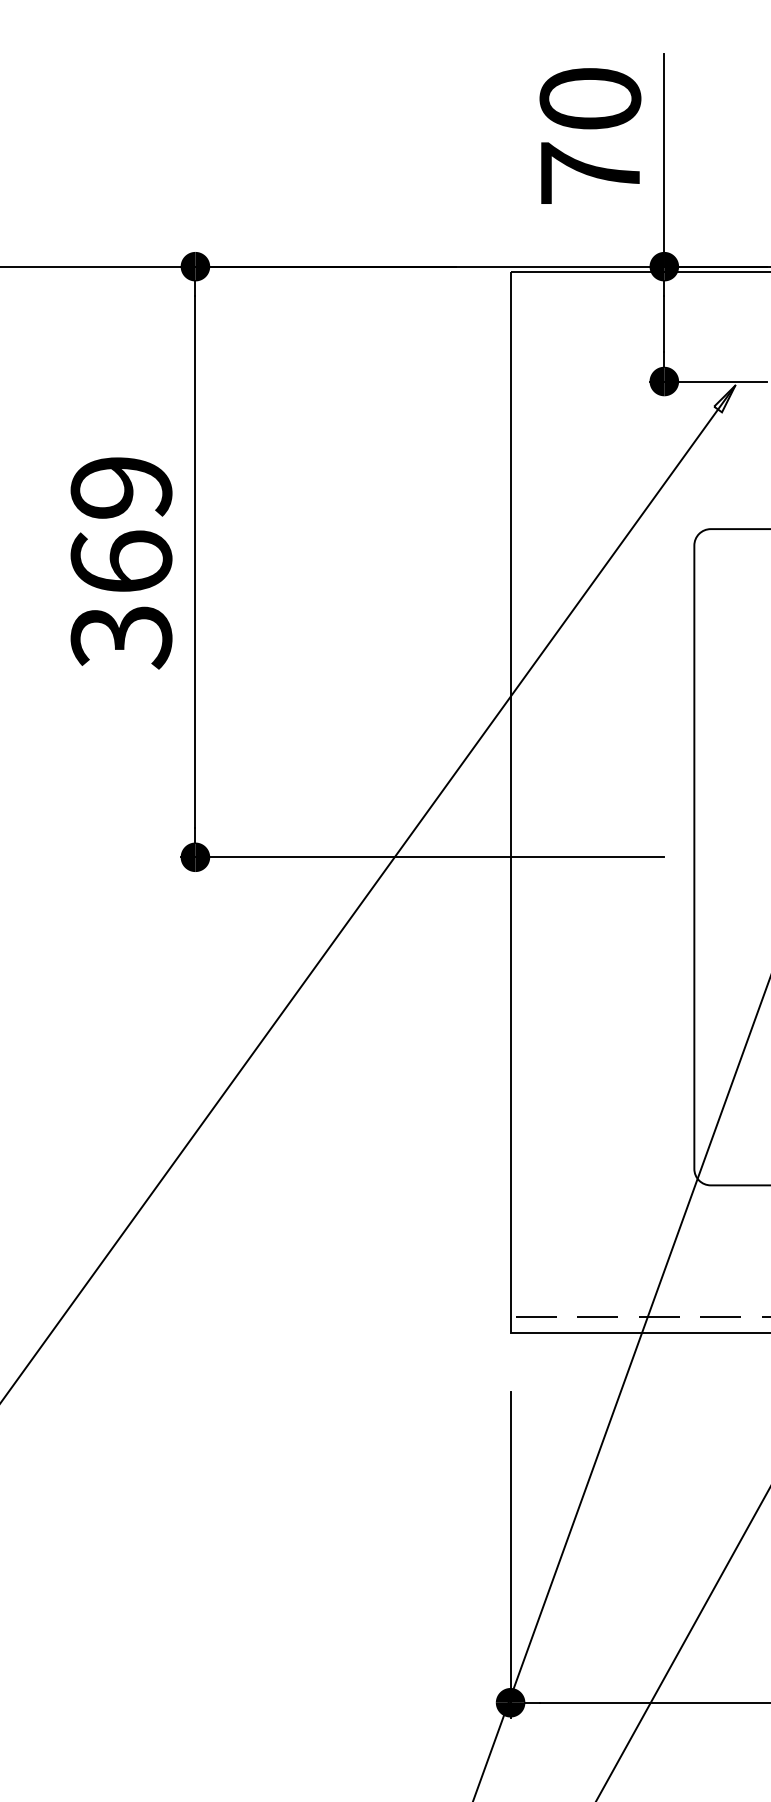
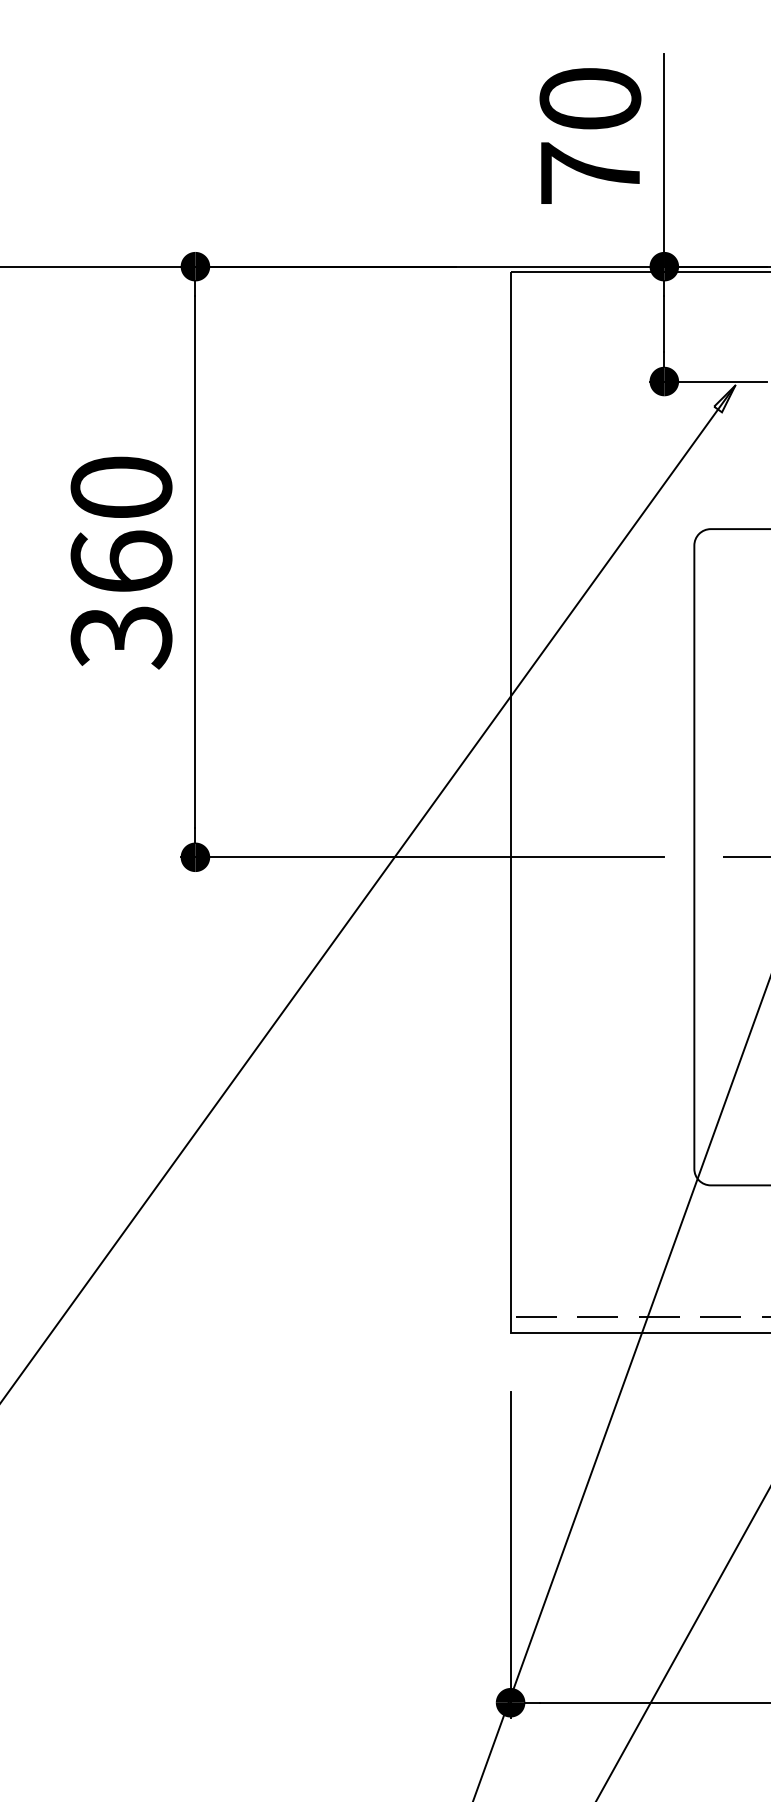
text: 369 -> 360 (121, 487)
line: none -> present (745, 857)
